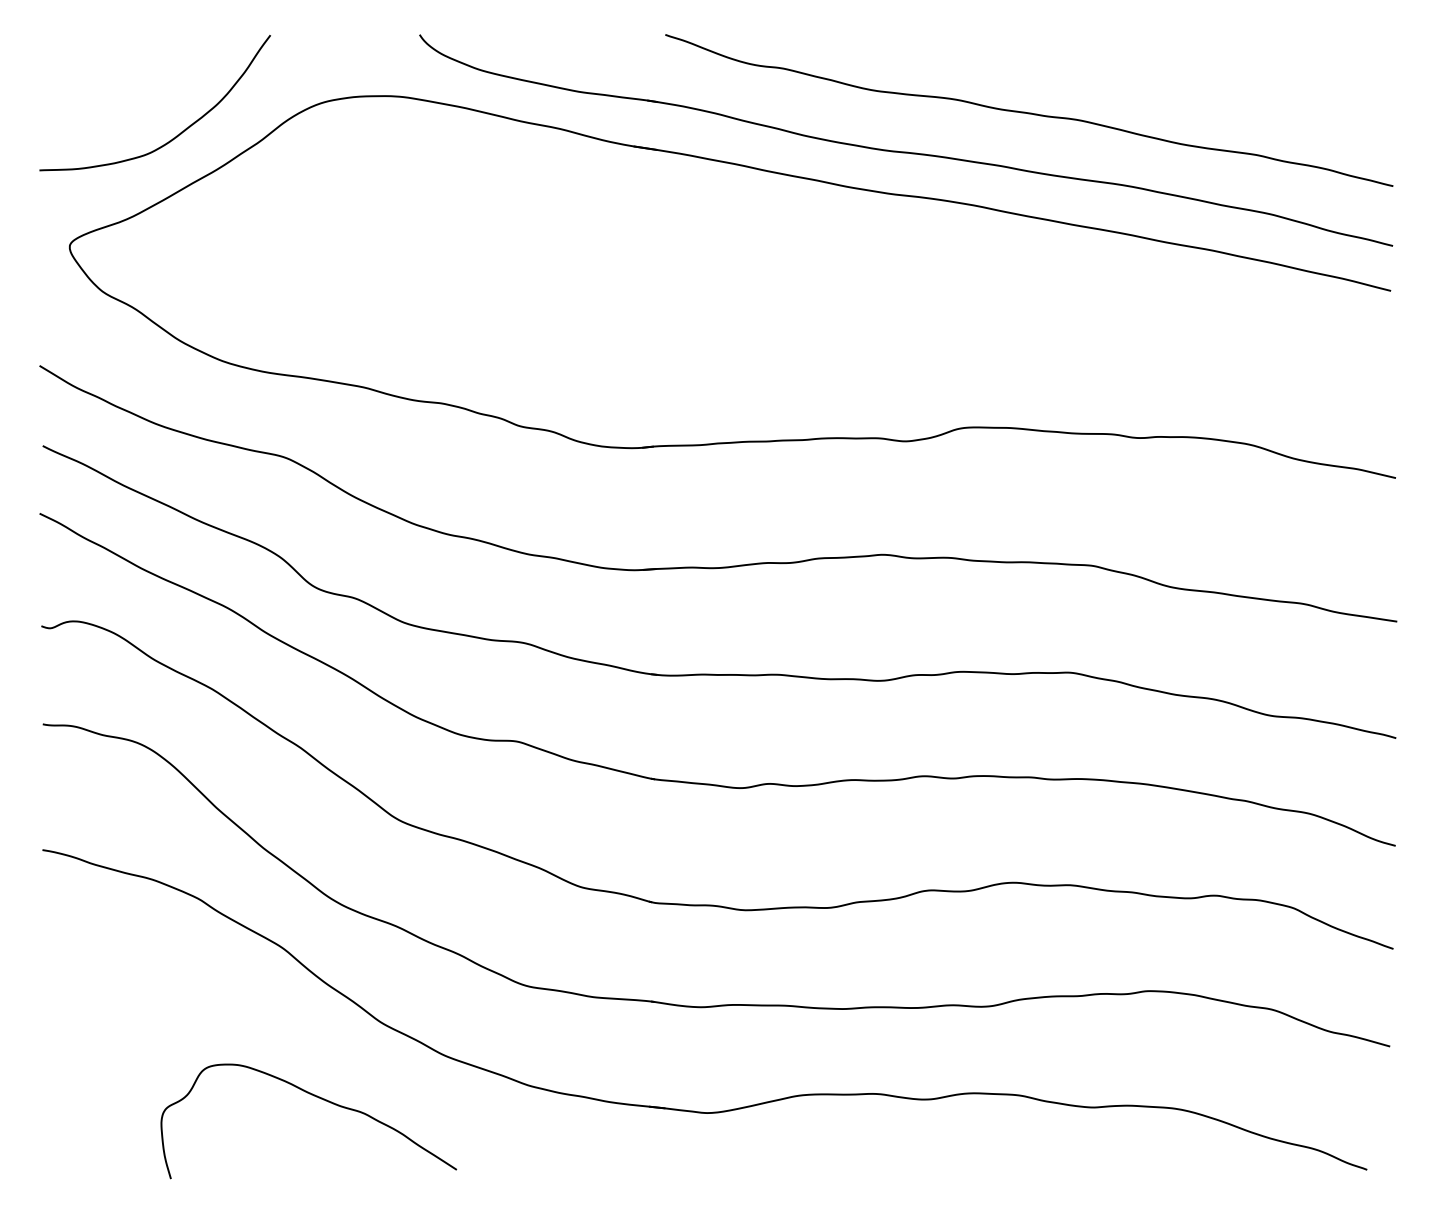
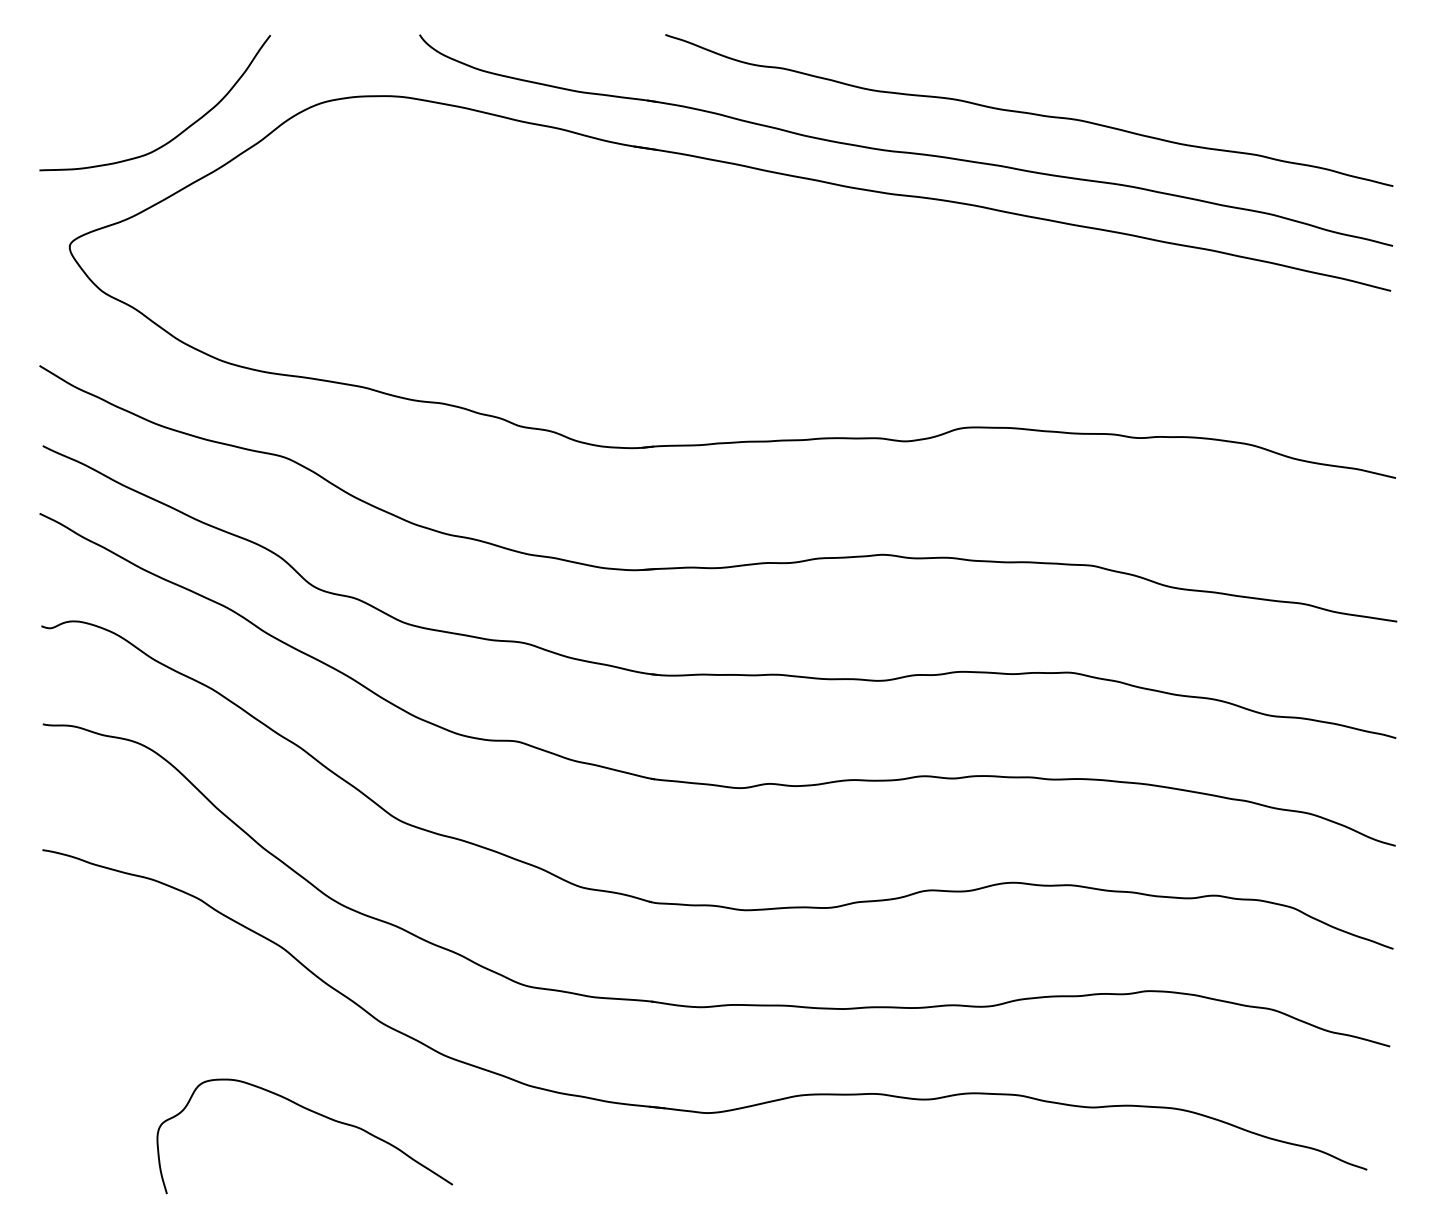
curve position: (318, 1098) -> (314, 1113) (314, 1113)
